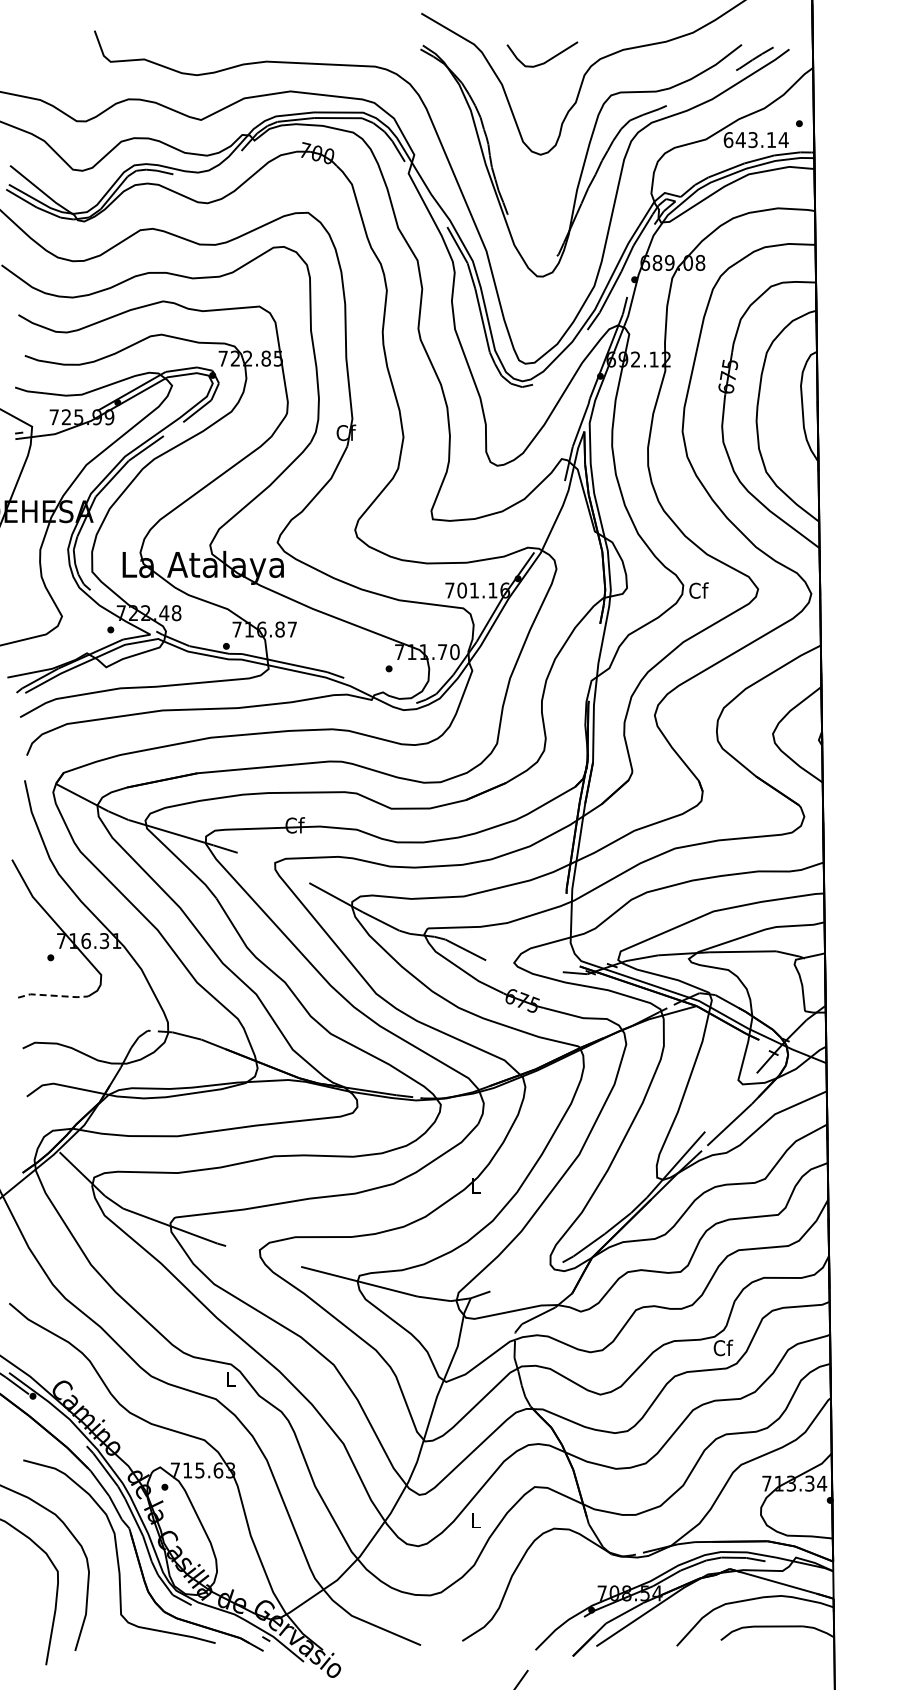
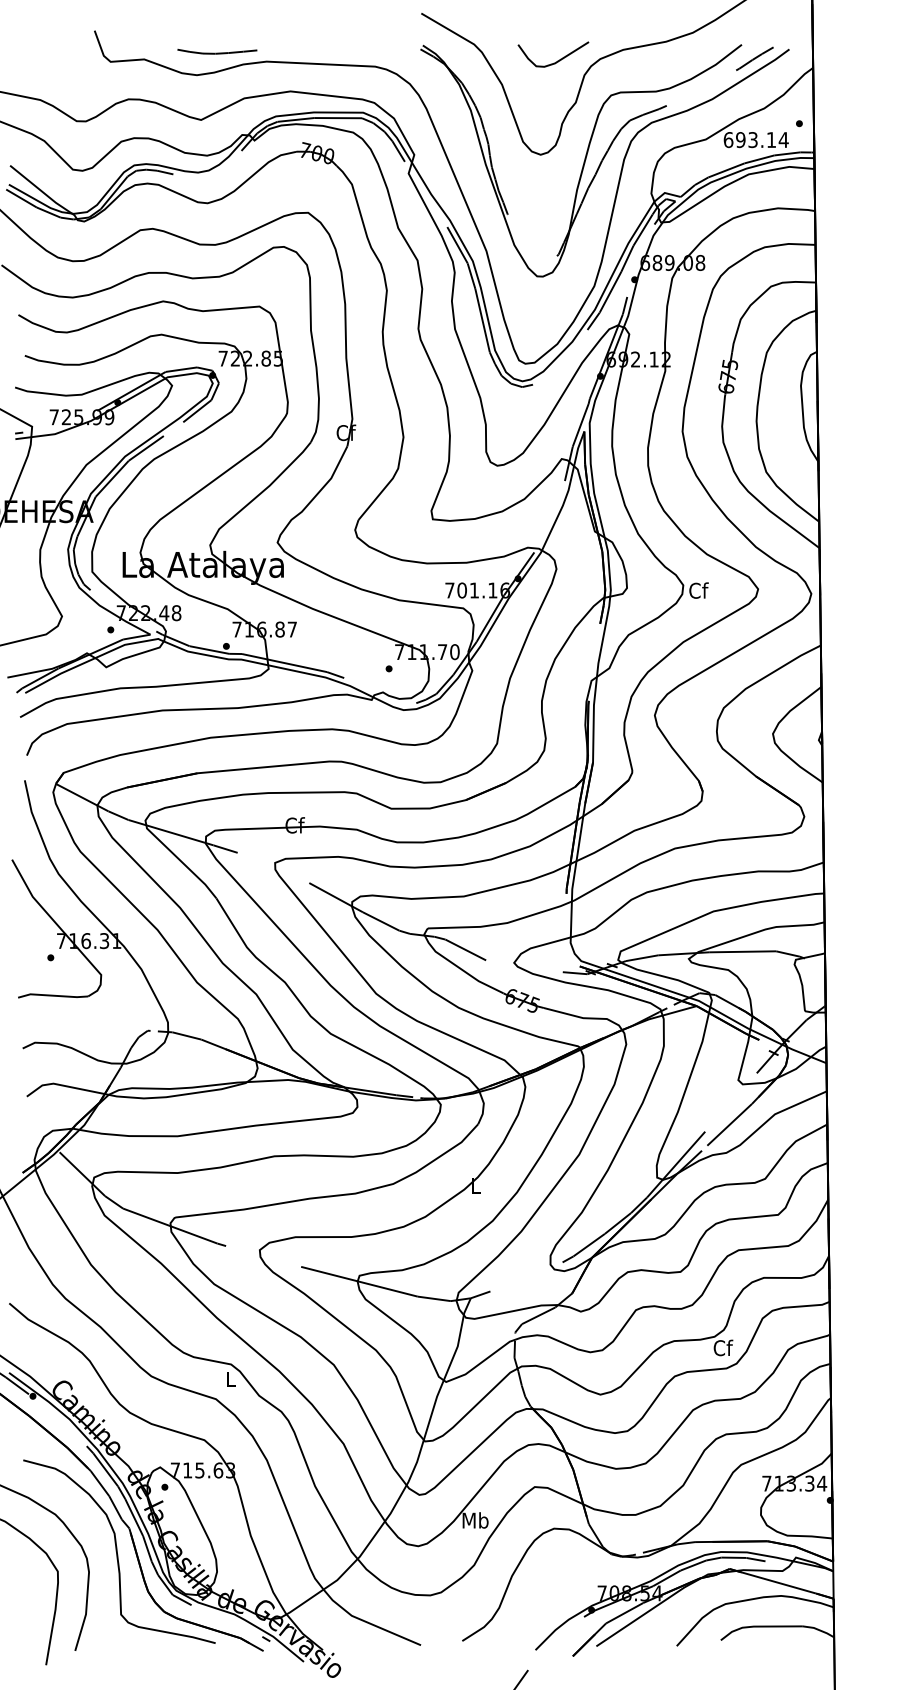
curve: none -> present (217, 52)
curve position: (546, 60) -> (557, 60) (557, 60)
text: 643.14 -> 693.14 (740, 140)
line: dashed -> solid (53, 995)
text: L -> Mb (475, 1520)
